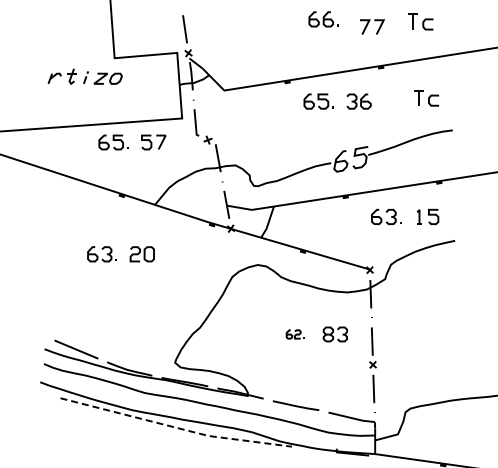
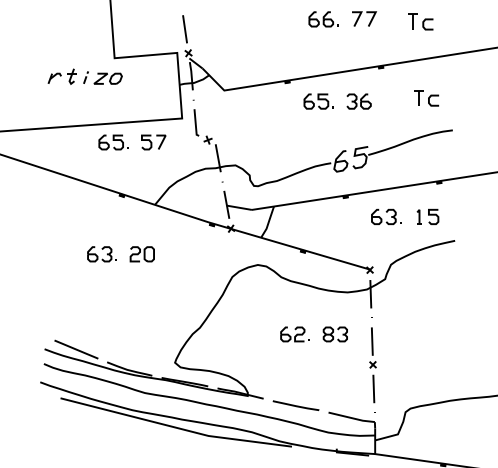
part position: (372, 26) -> (364, 18) (364, 18)
part size: 20x11 px -> 30x17 px (294, 334)
line: dashed -> solid (176, 427)
